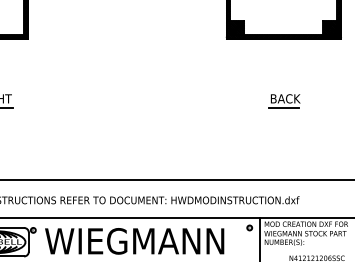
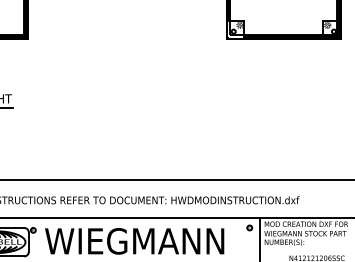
hatch: present -> none (235, 29)
hatch: present -> none (332, 29)
part: present -> none (284, 101)
